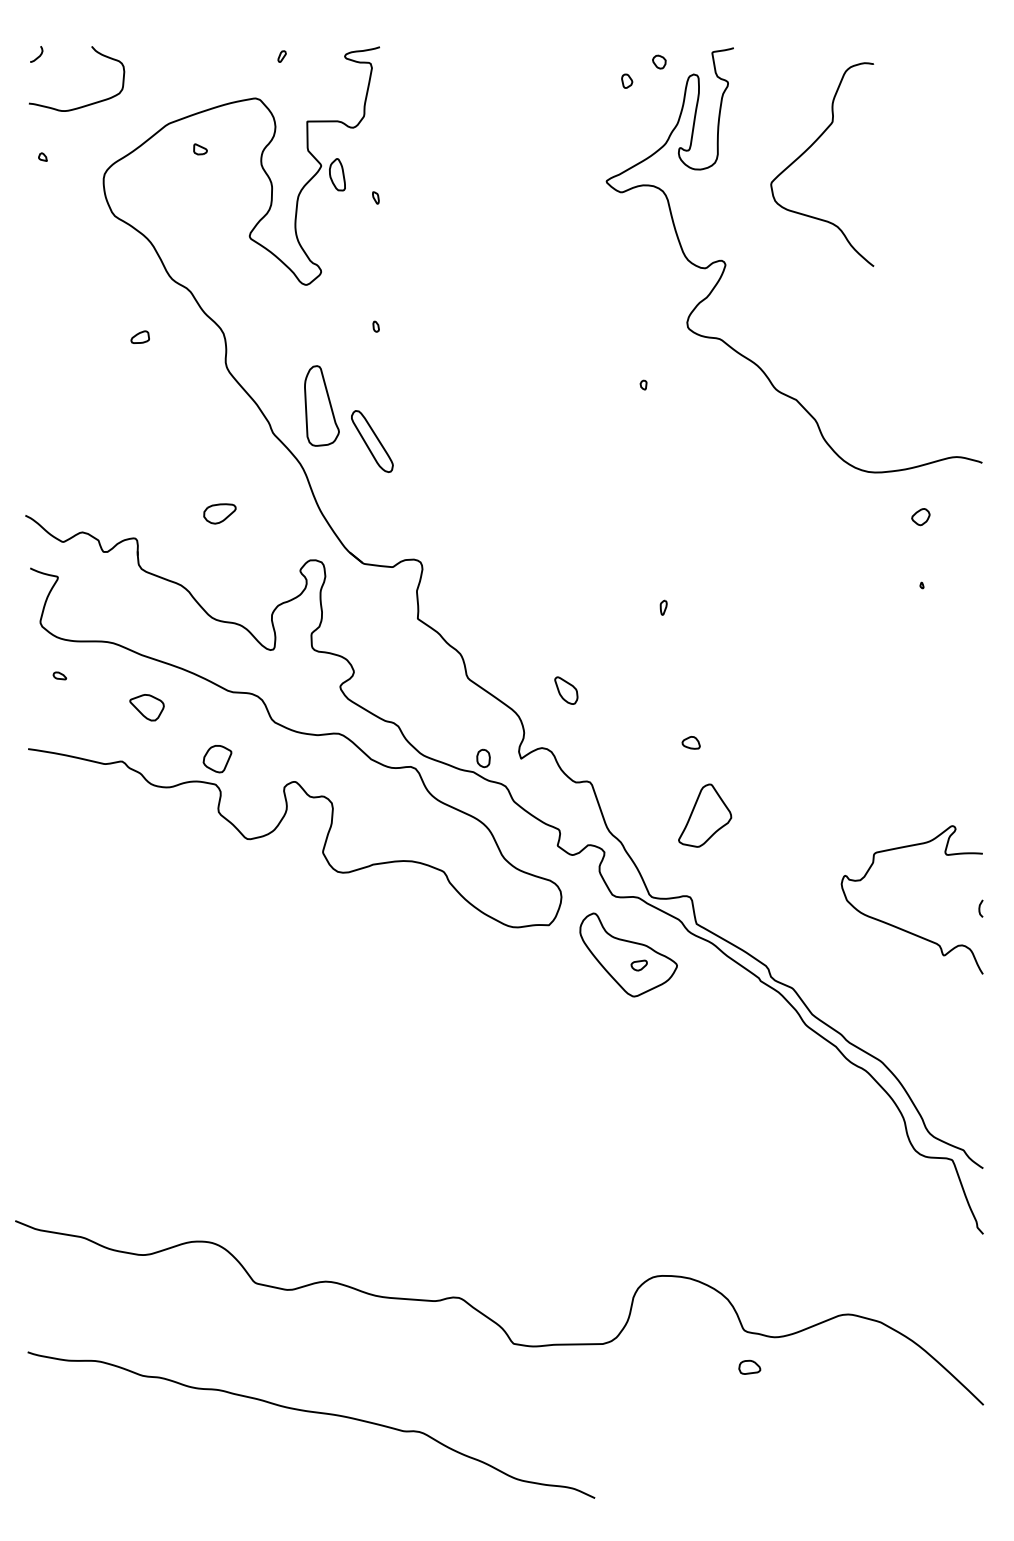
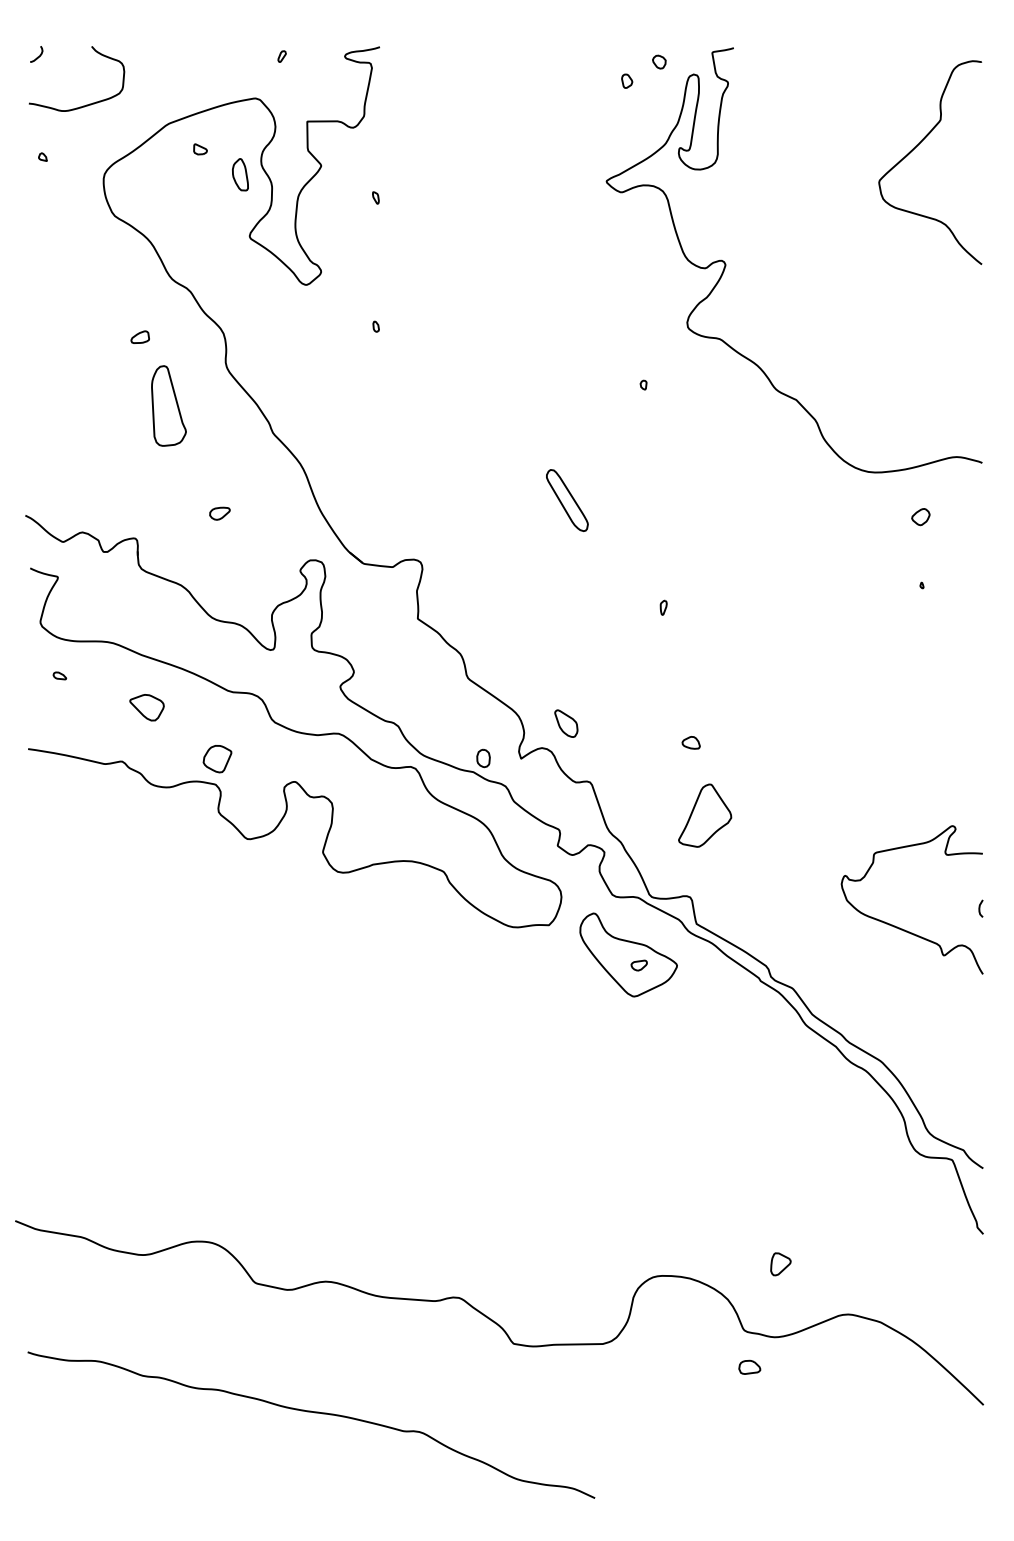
curve position: (808, 149) -> (916, 147) (916, 147)
part position: (337, 174) -> (240, 174) (240, 174)
part position: (321, 405) -> (168, 405) (168, 405)
part position: (372, 441) -> (567, 500) (567, 500)
part size: 34x22 px -> 22x15 px (219, 513)
part position: (566, 690) -> (566, 723) (566, 723)
part: none -> present (780, 1264)
